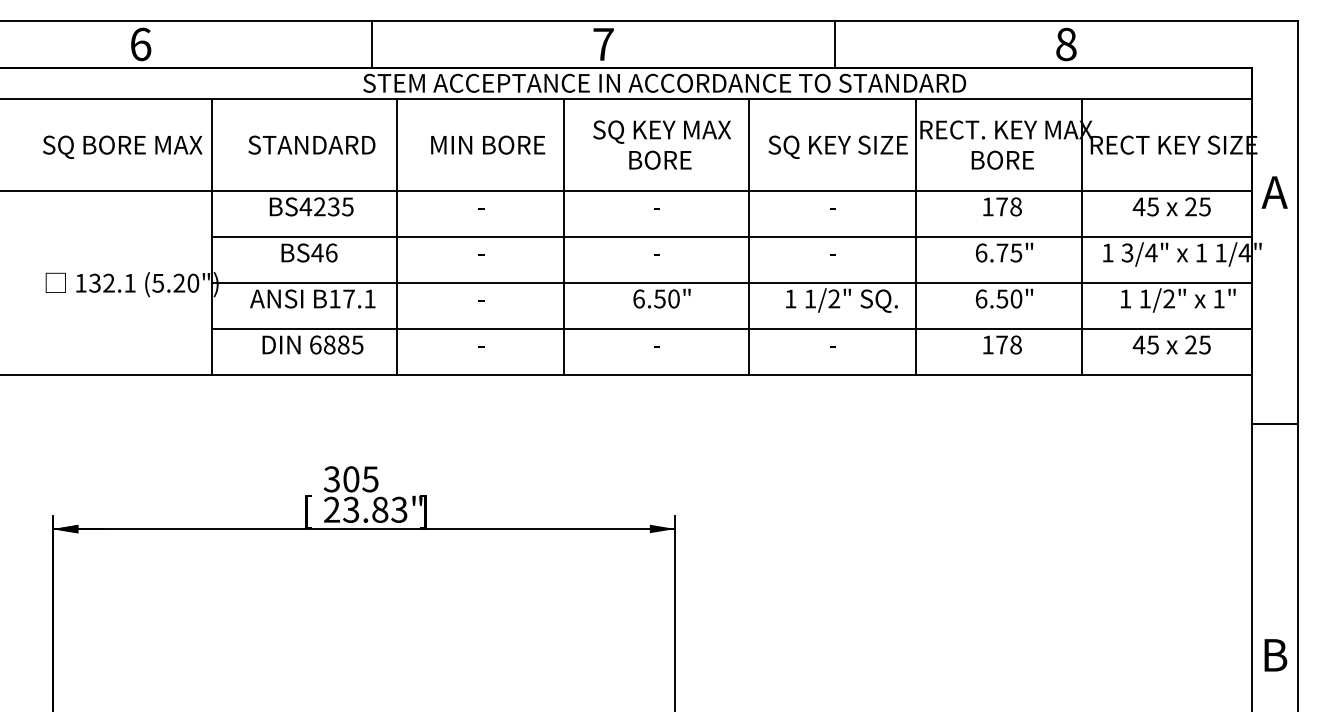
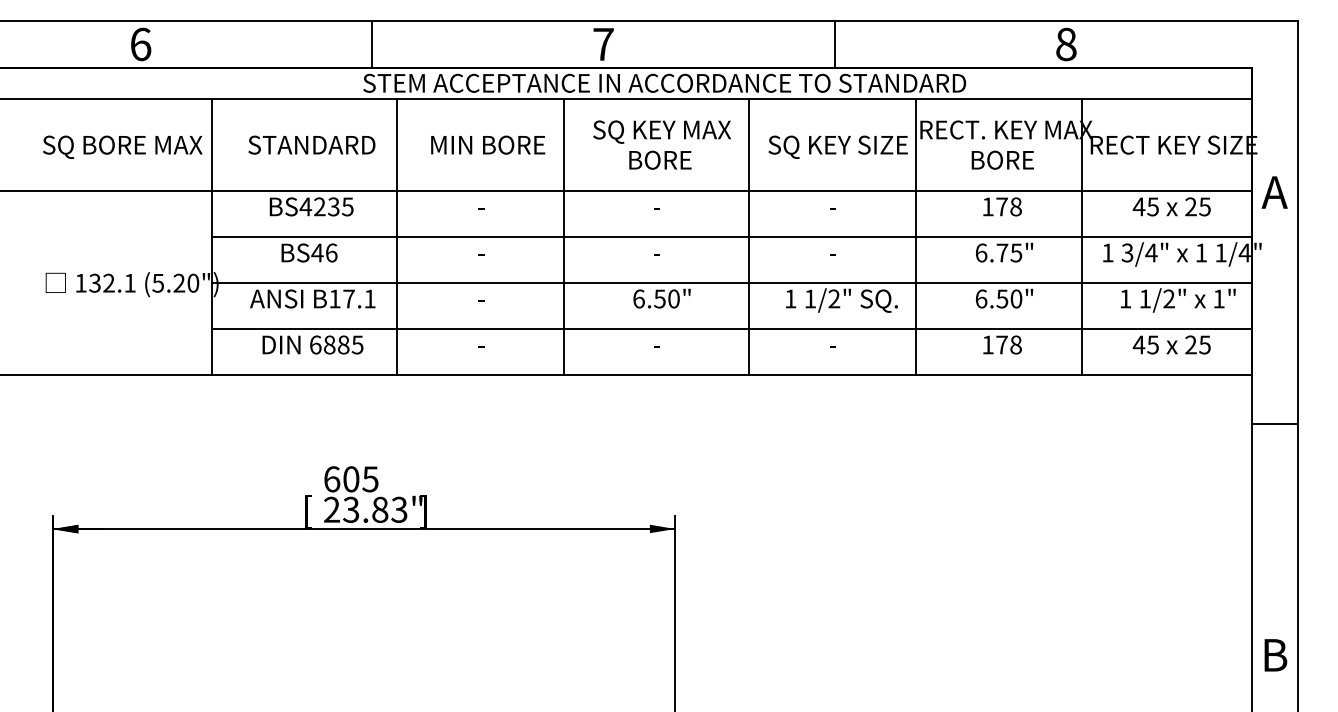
text: 305 -> 605 (331, 479)
